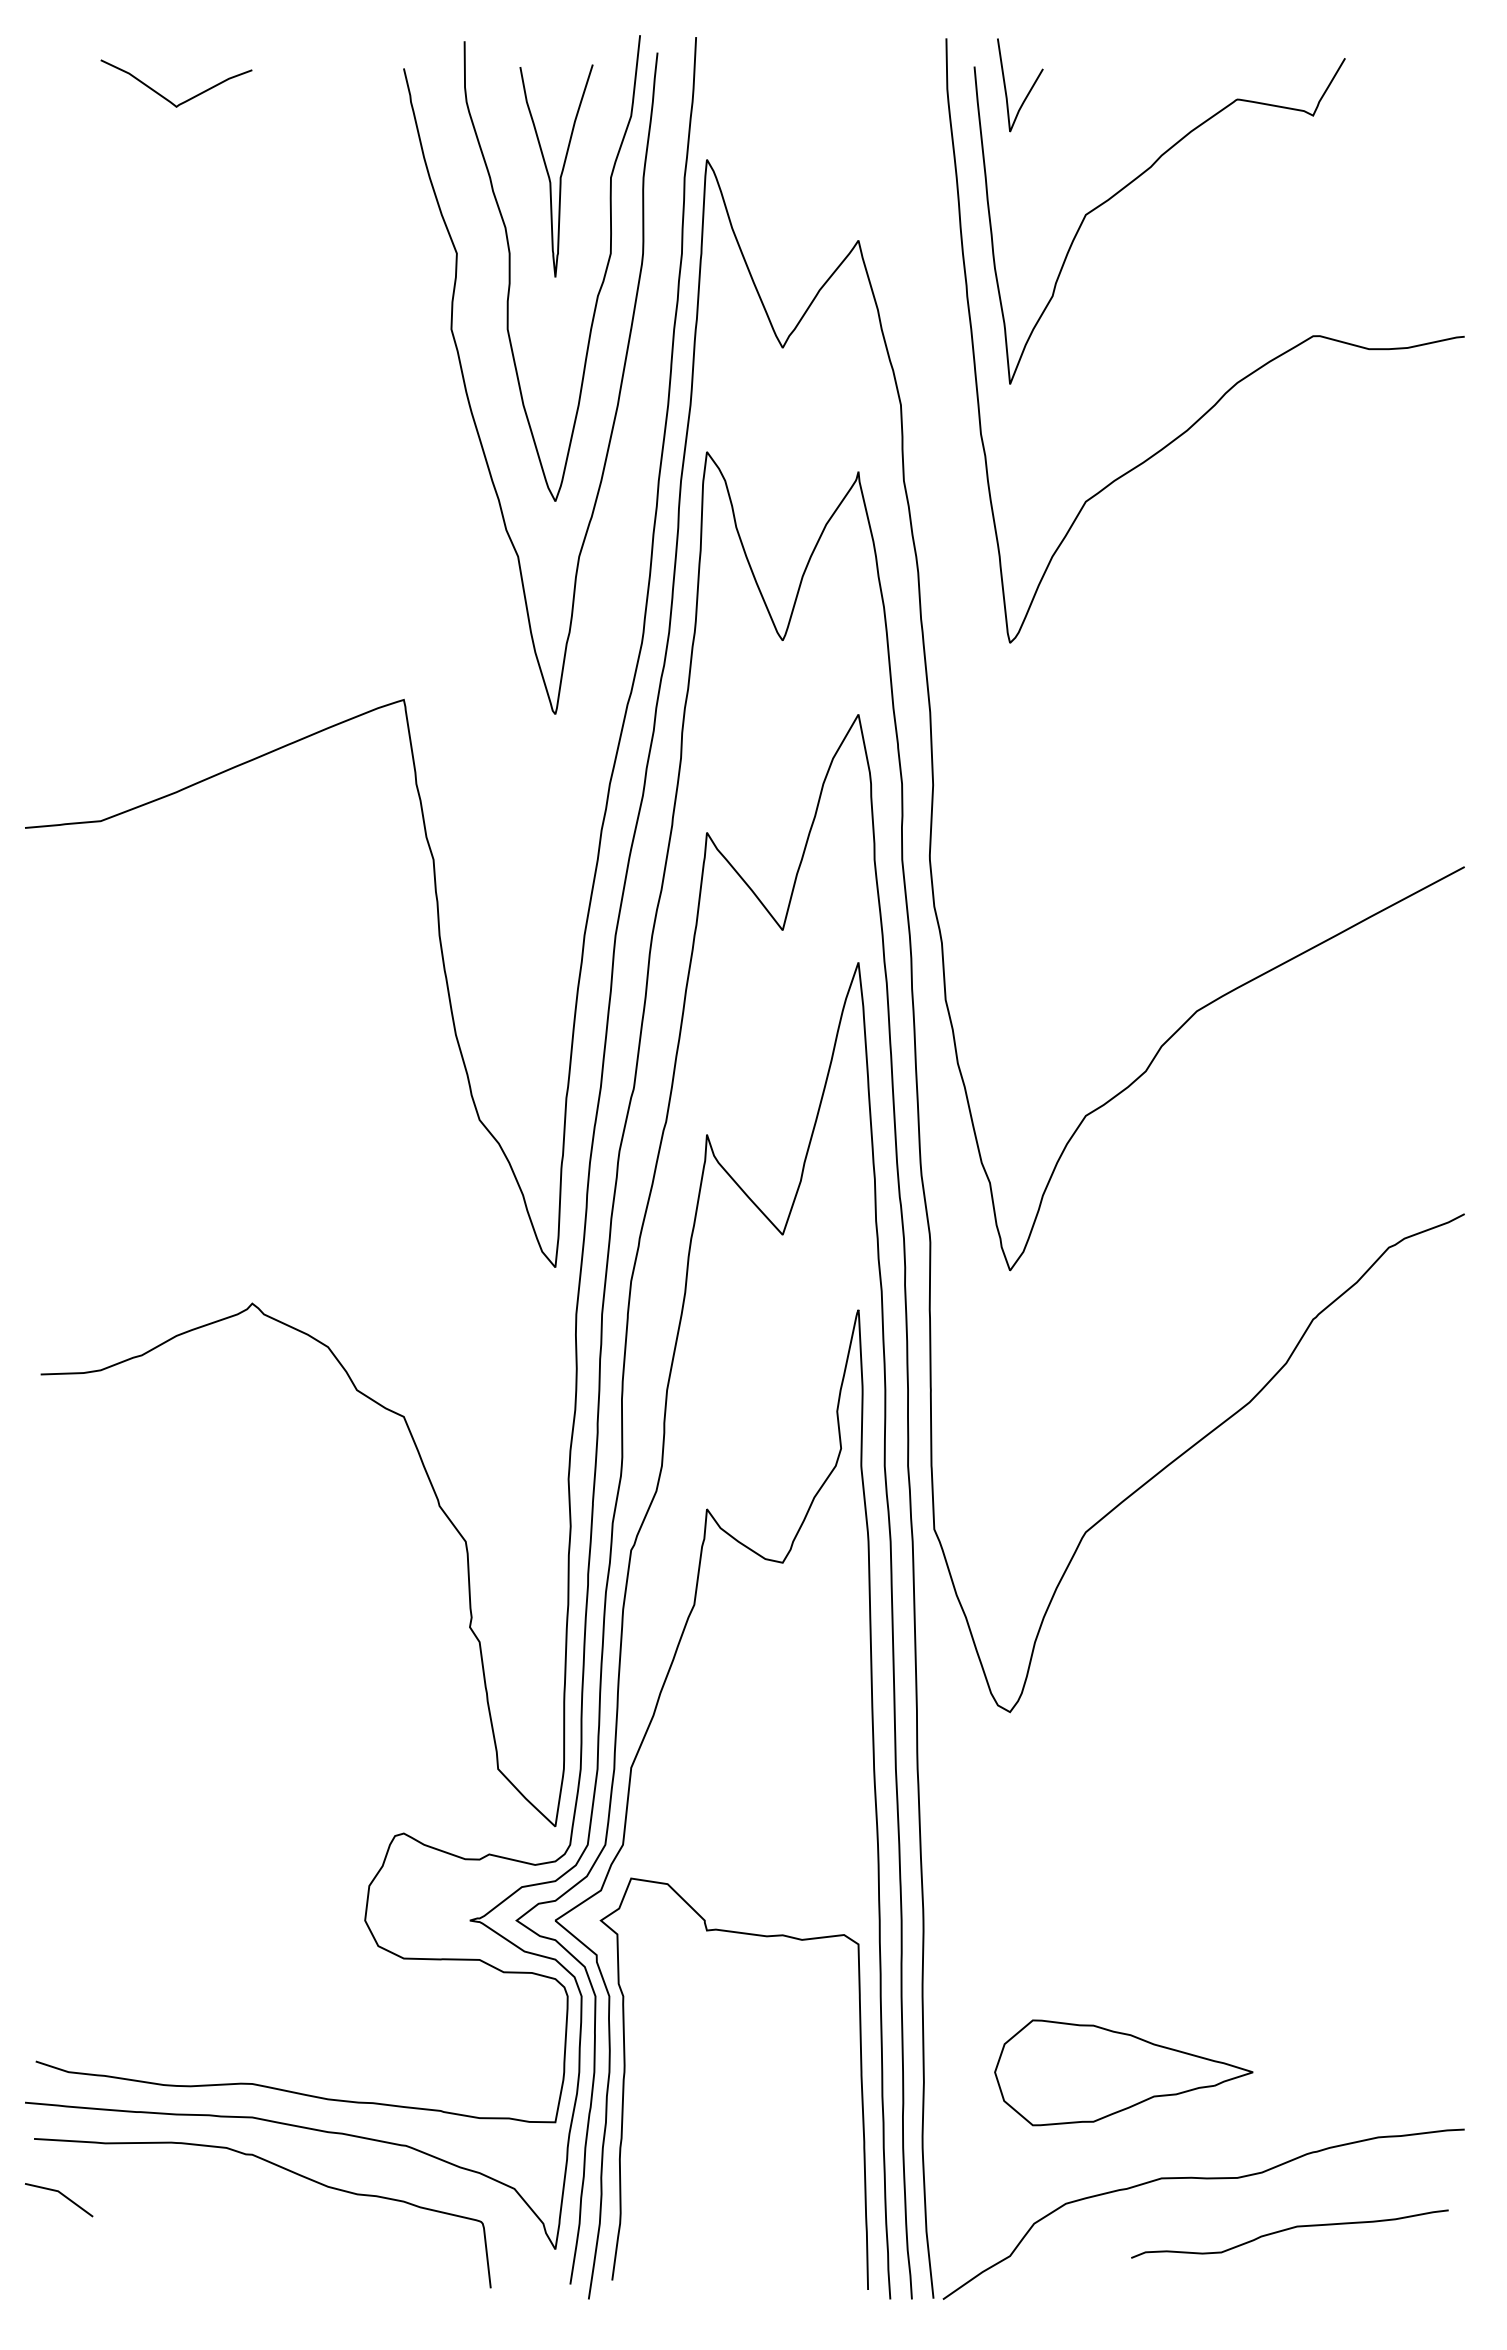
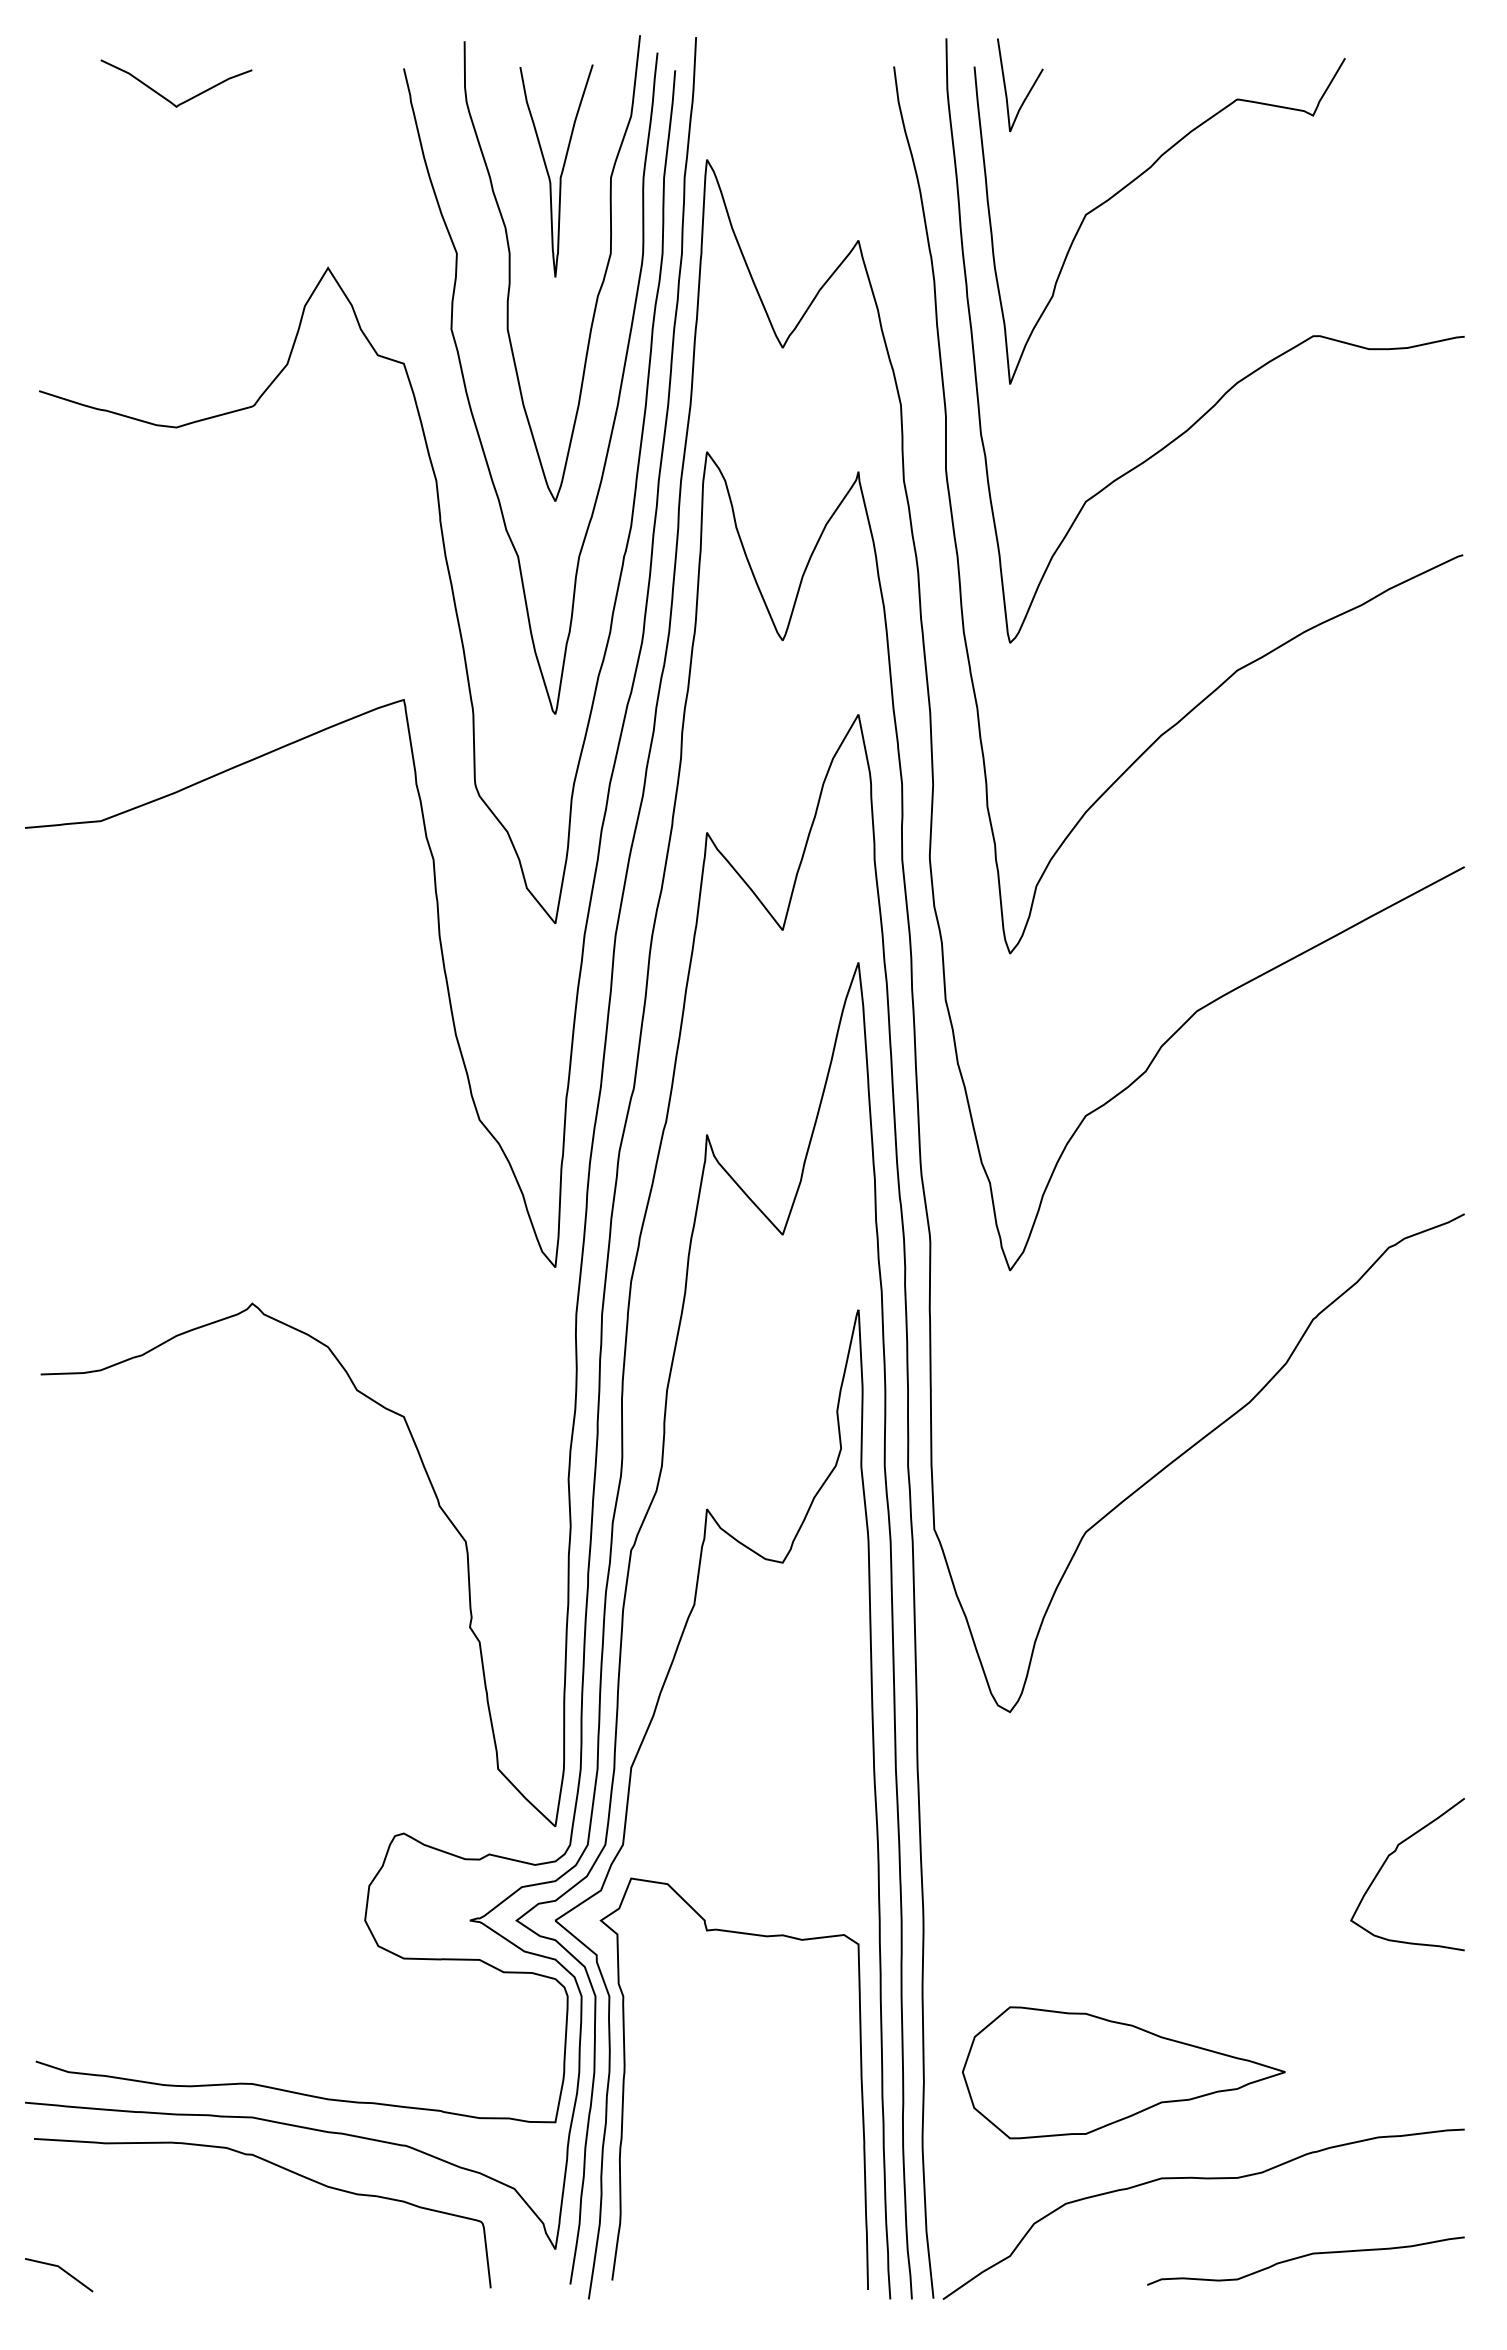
curve: none -> present (436, 494)
curve: none -> present (1262, 655)
curve: none -> present (1385, 1863)
part size: 260x108 px -> 324x134 px (1123, 2072)
line position: (63, 2196) -> (63, 2271) (63, 2271)
curve position: (1287, 2230) -> (1303, 2257) (1303, 2257)
